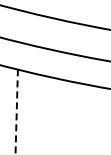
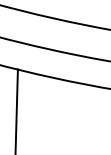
line: dashed -> solid (16, 112)
